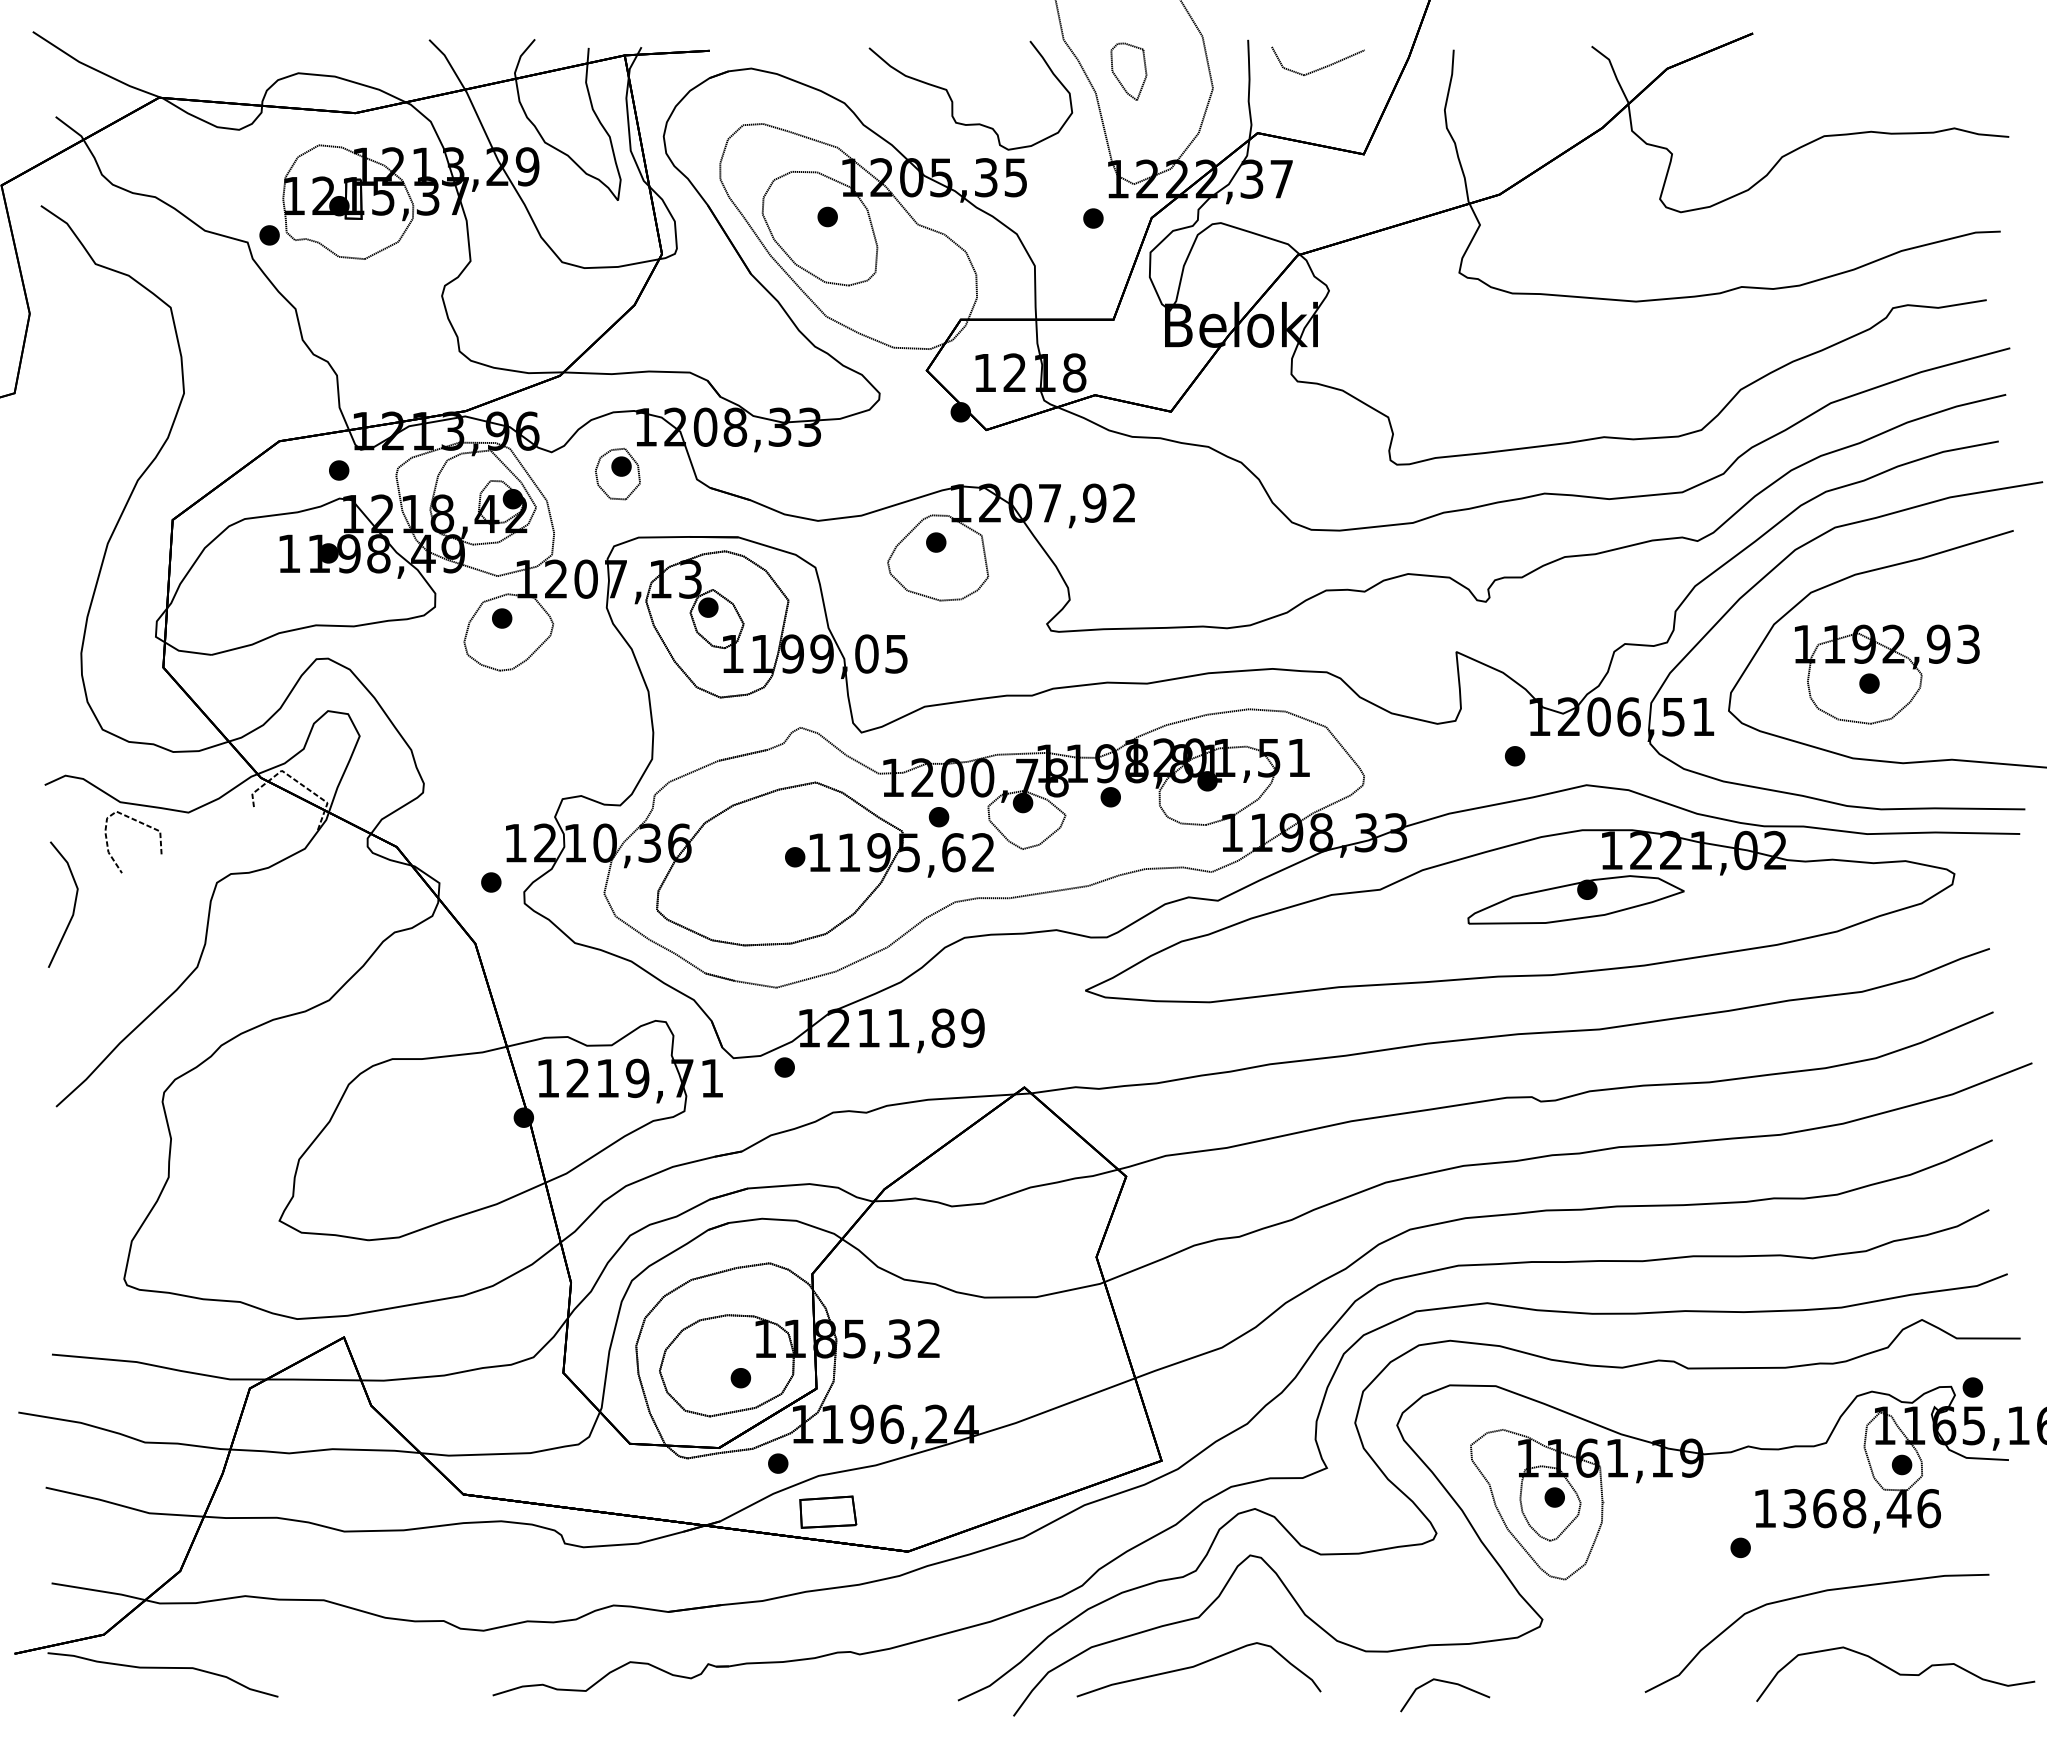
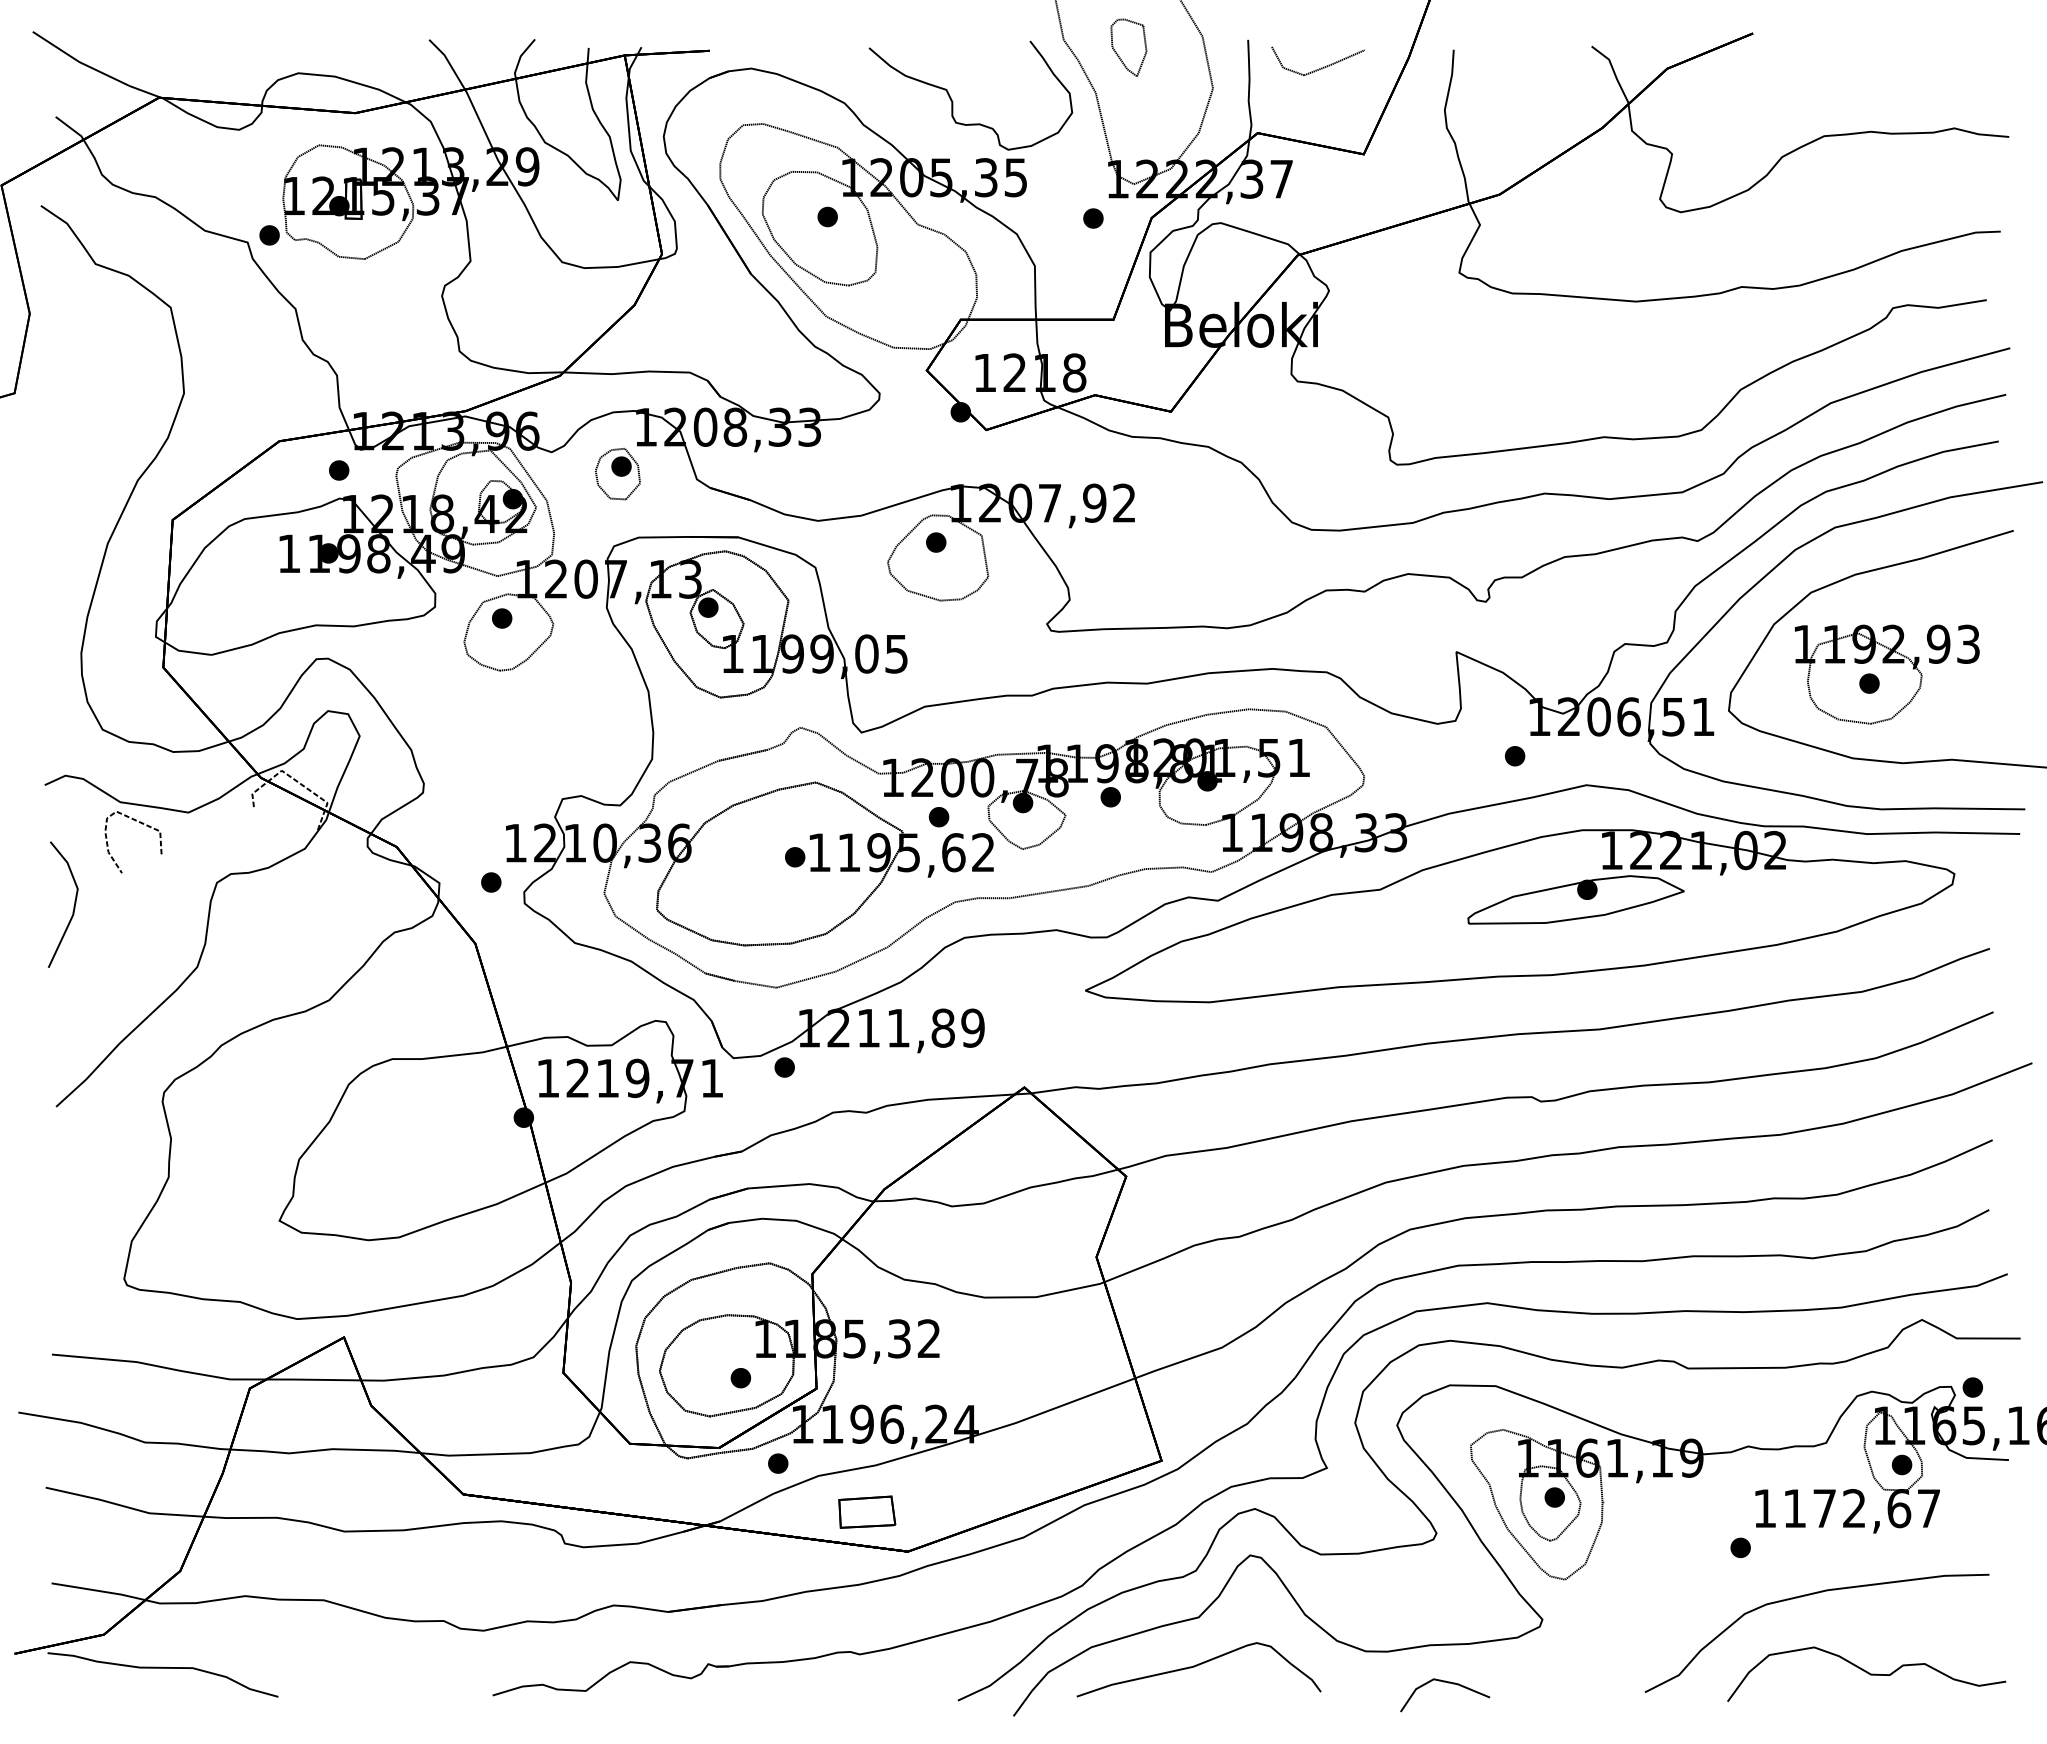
part position: (1128, 71) -> (1128, 47) (1128, 47)
text: 1368,46 -> 1172,67 (1862, 1508)
part position: (828, 1511) -> (867, 1511) (867, 1511)
part position: (1895, 1673) -> (1866, 1673) (1866, 1673)
